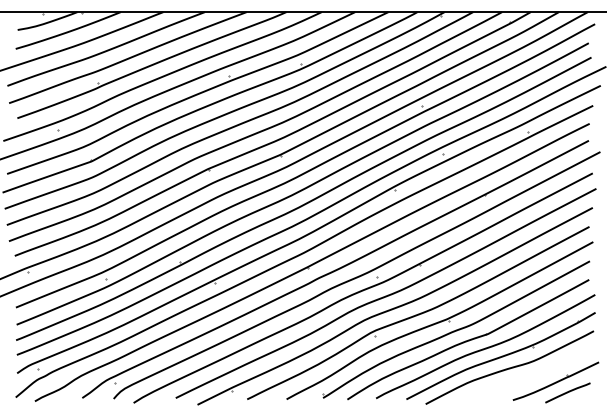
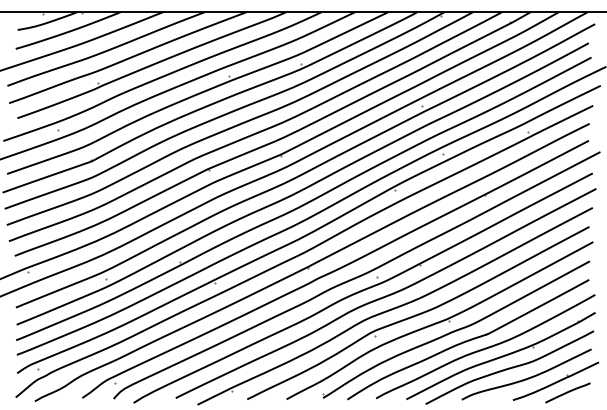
curve: none -> present (527, 377)
